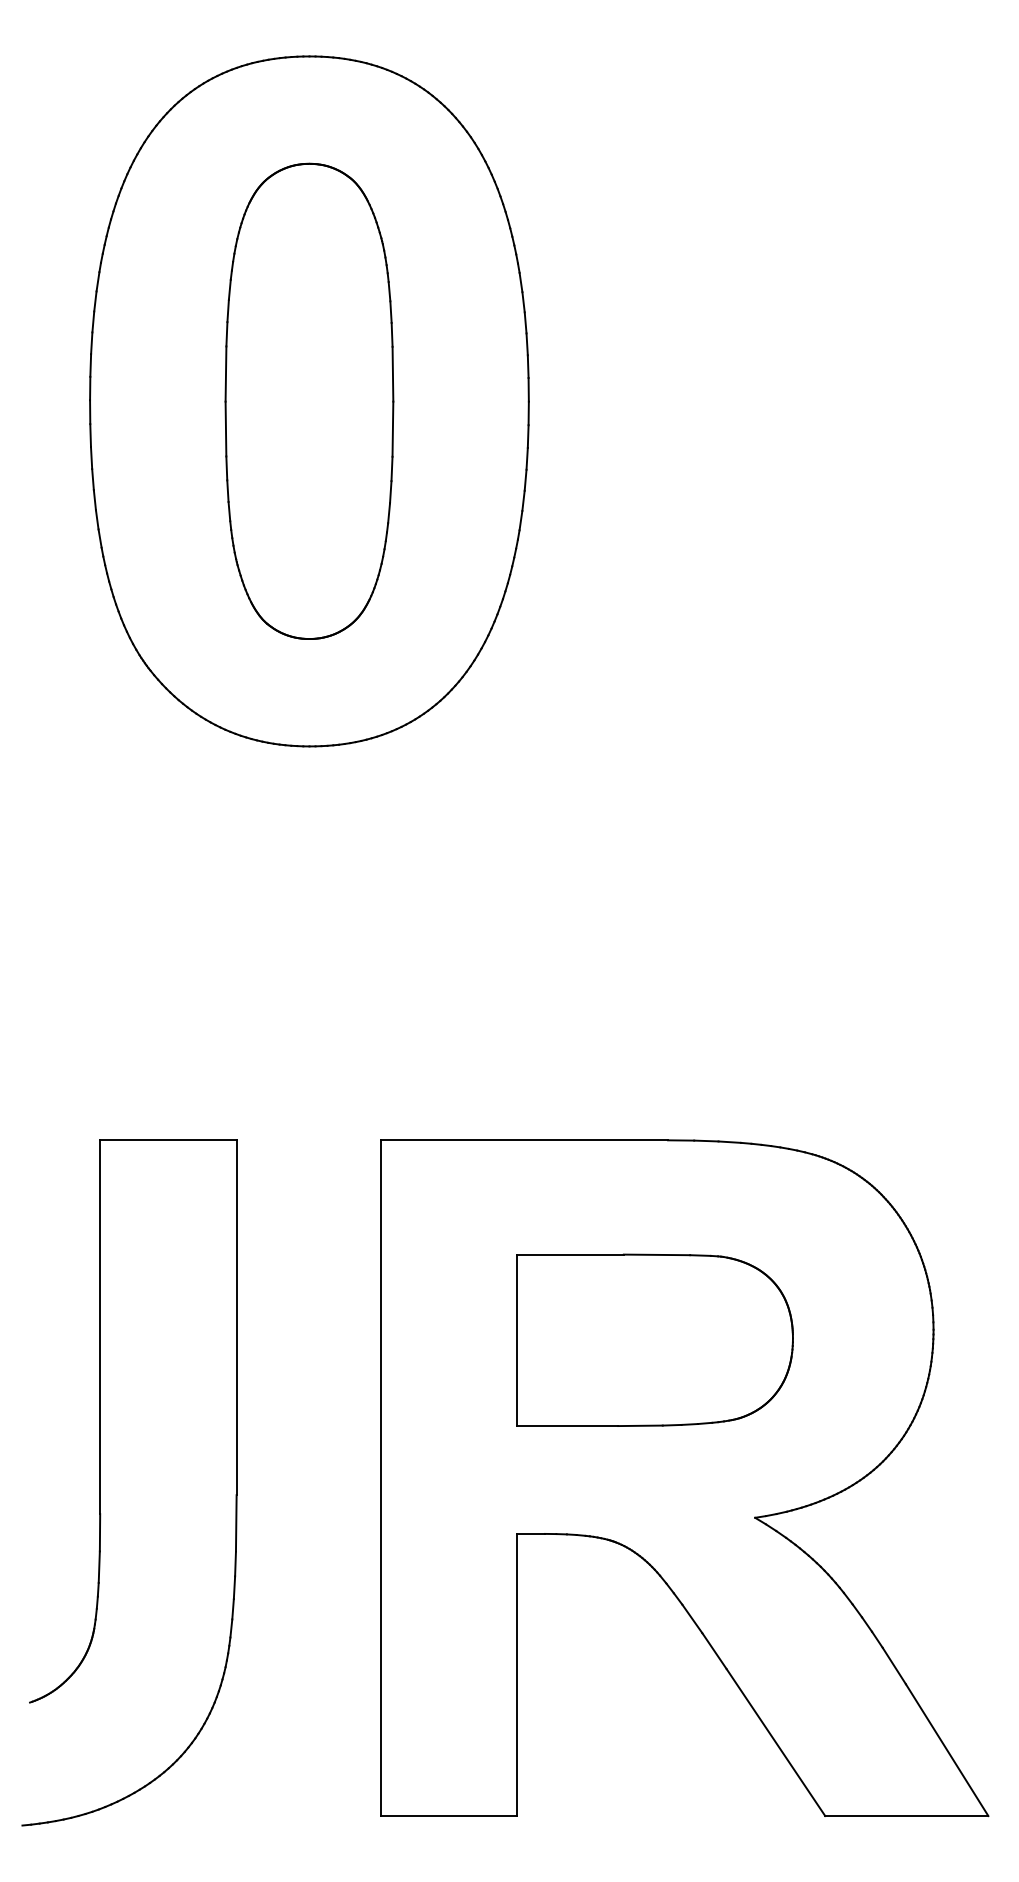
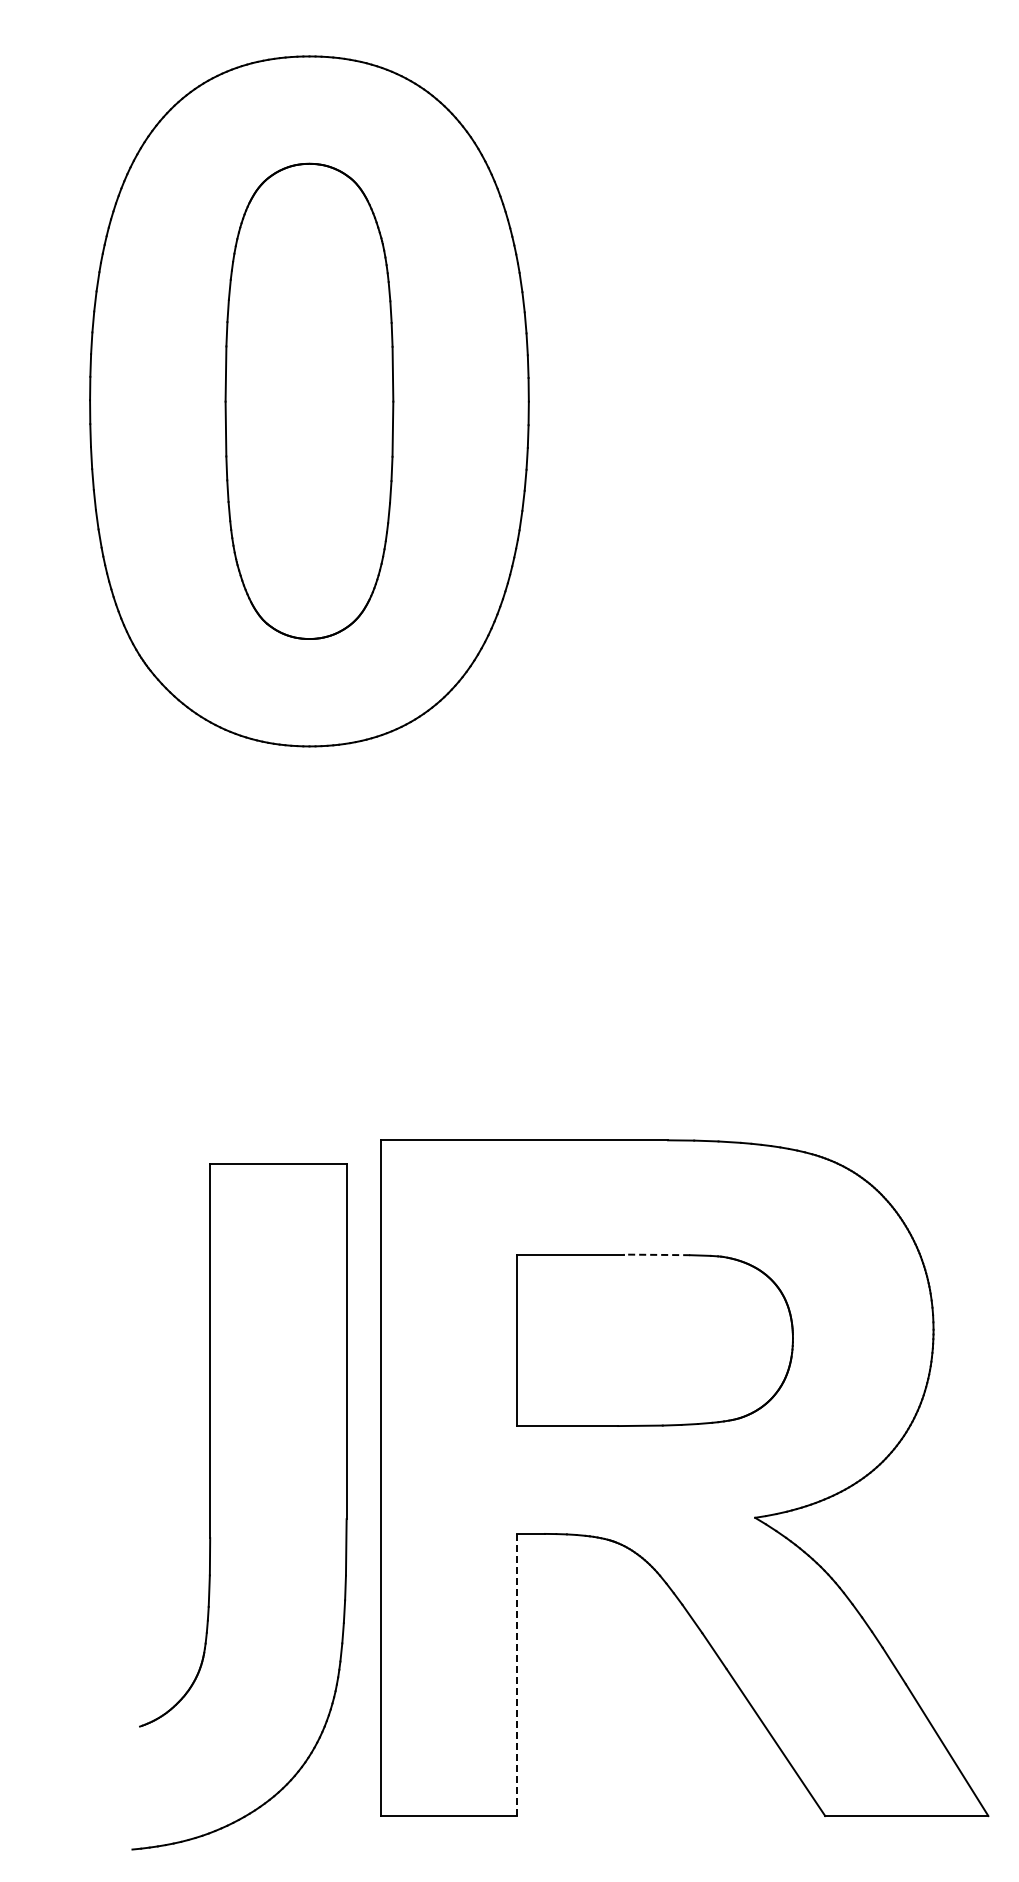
line: solid -> dashed (656, 1254)
part position: (100, 1482) -> (210, 1506) (210, 1506)
line: solid -> dashed (517, 1674)
